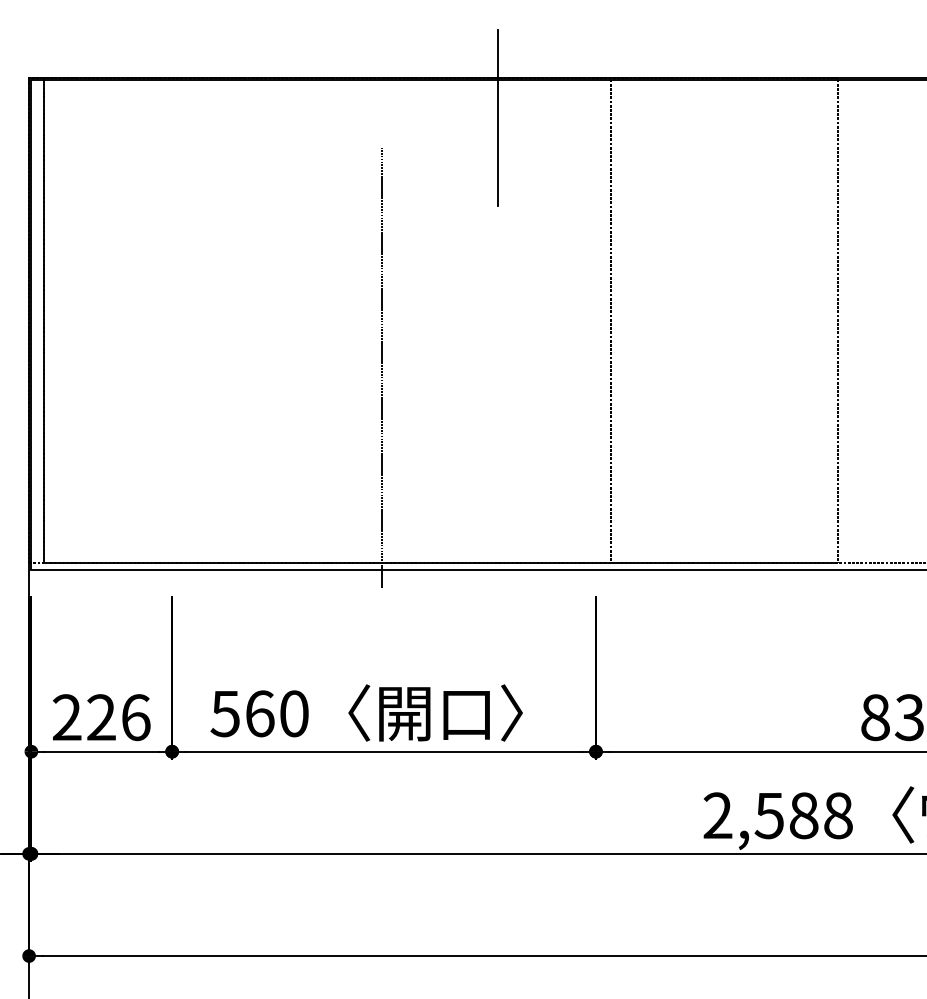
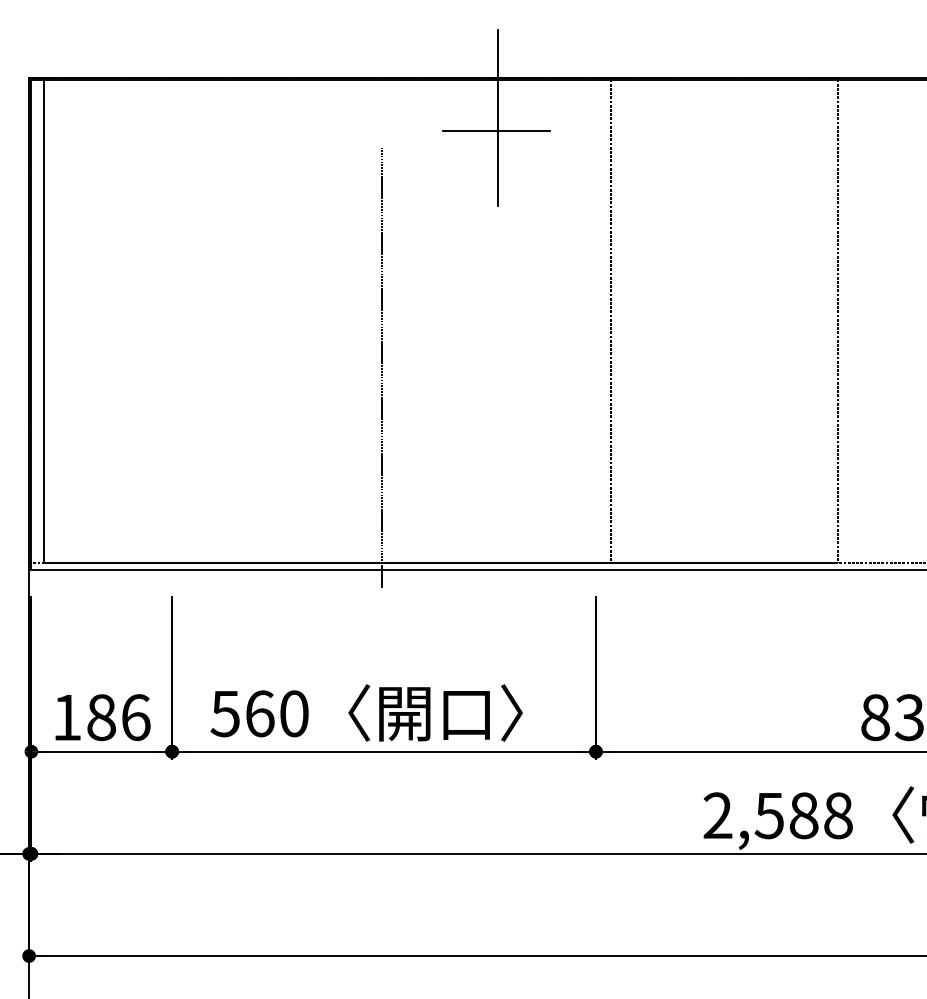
line: none -> present (495, 131)
text: 226 -> 186 (84, 717)
